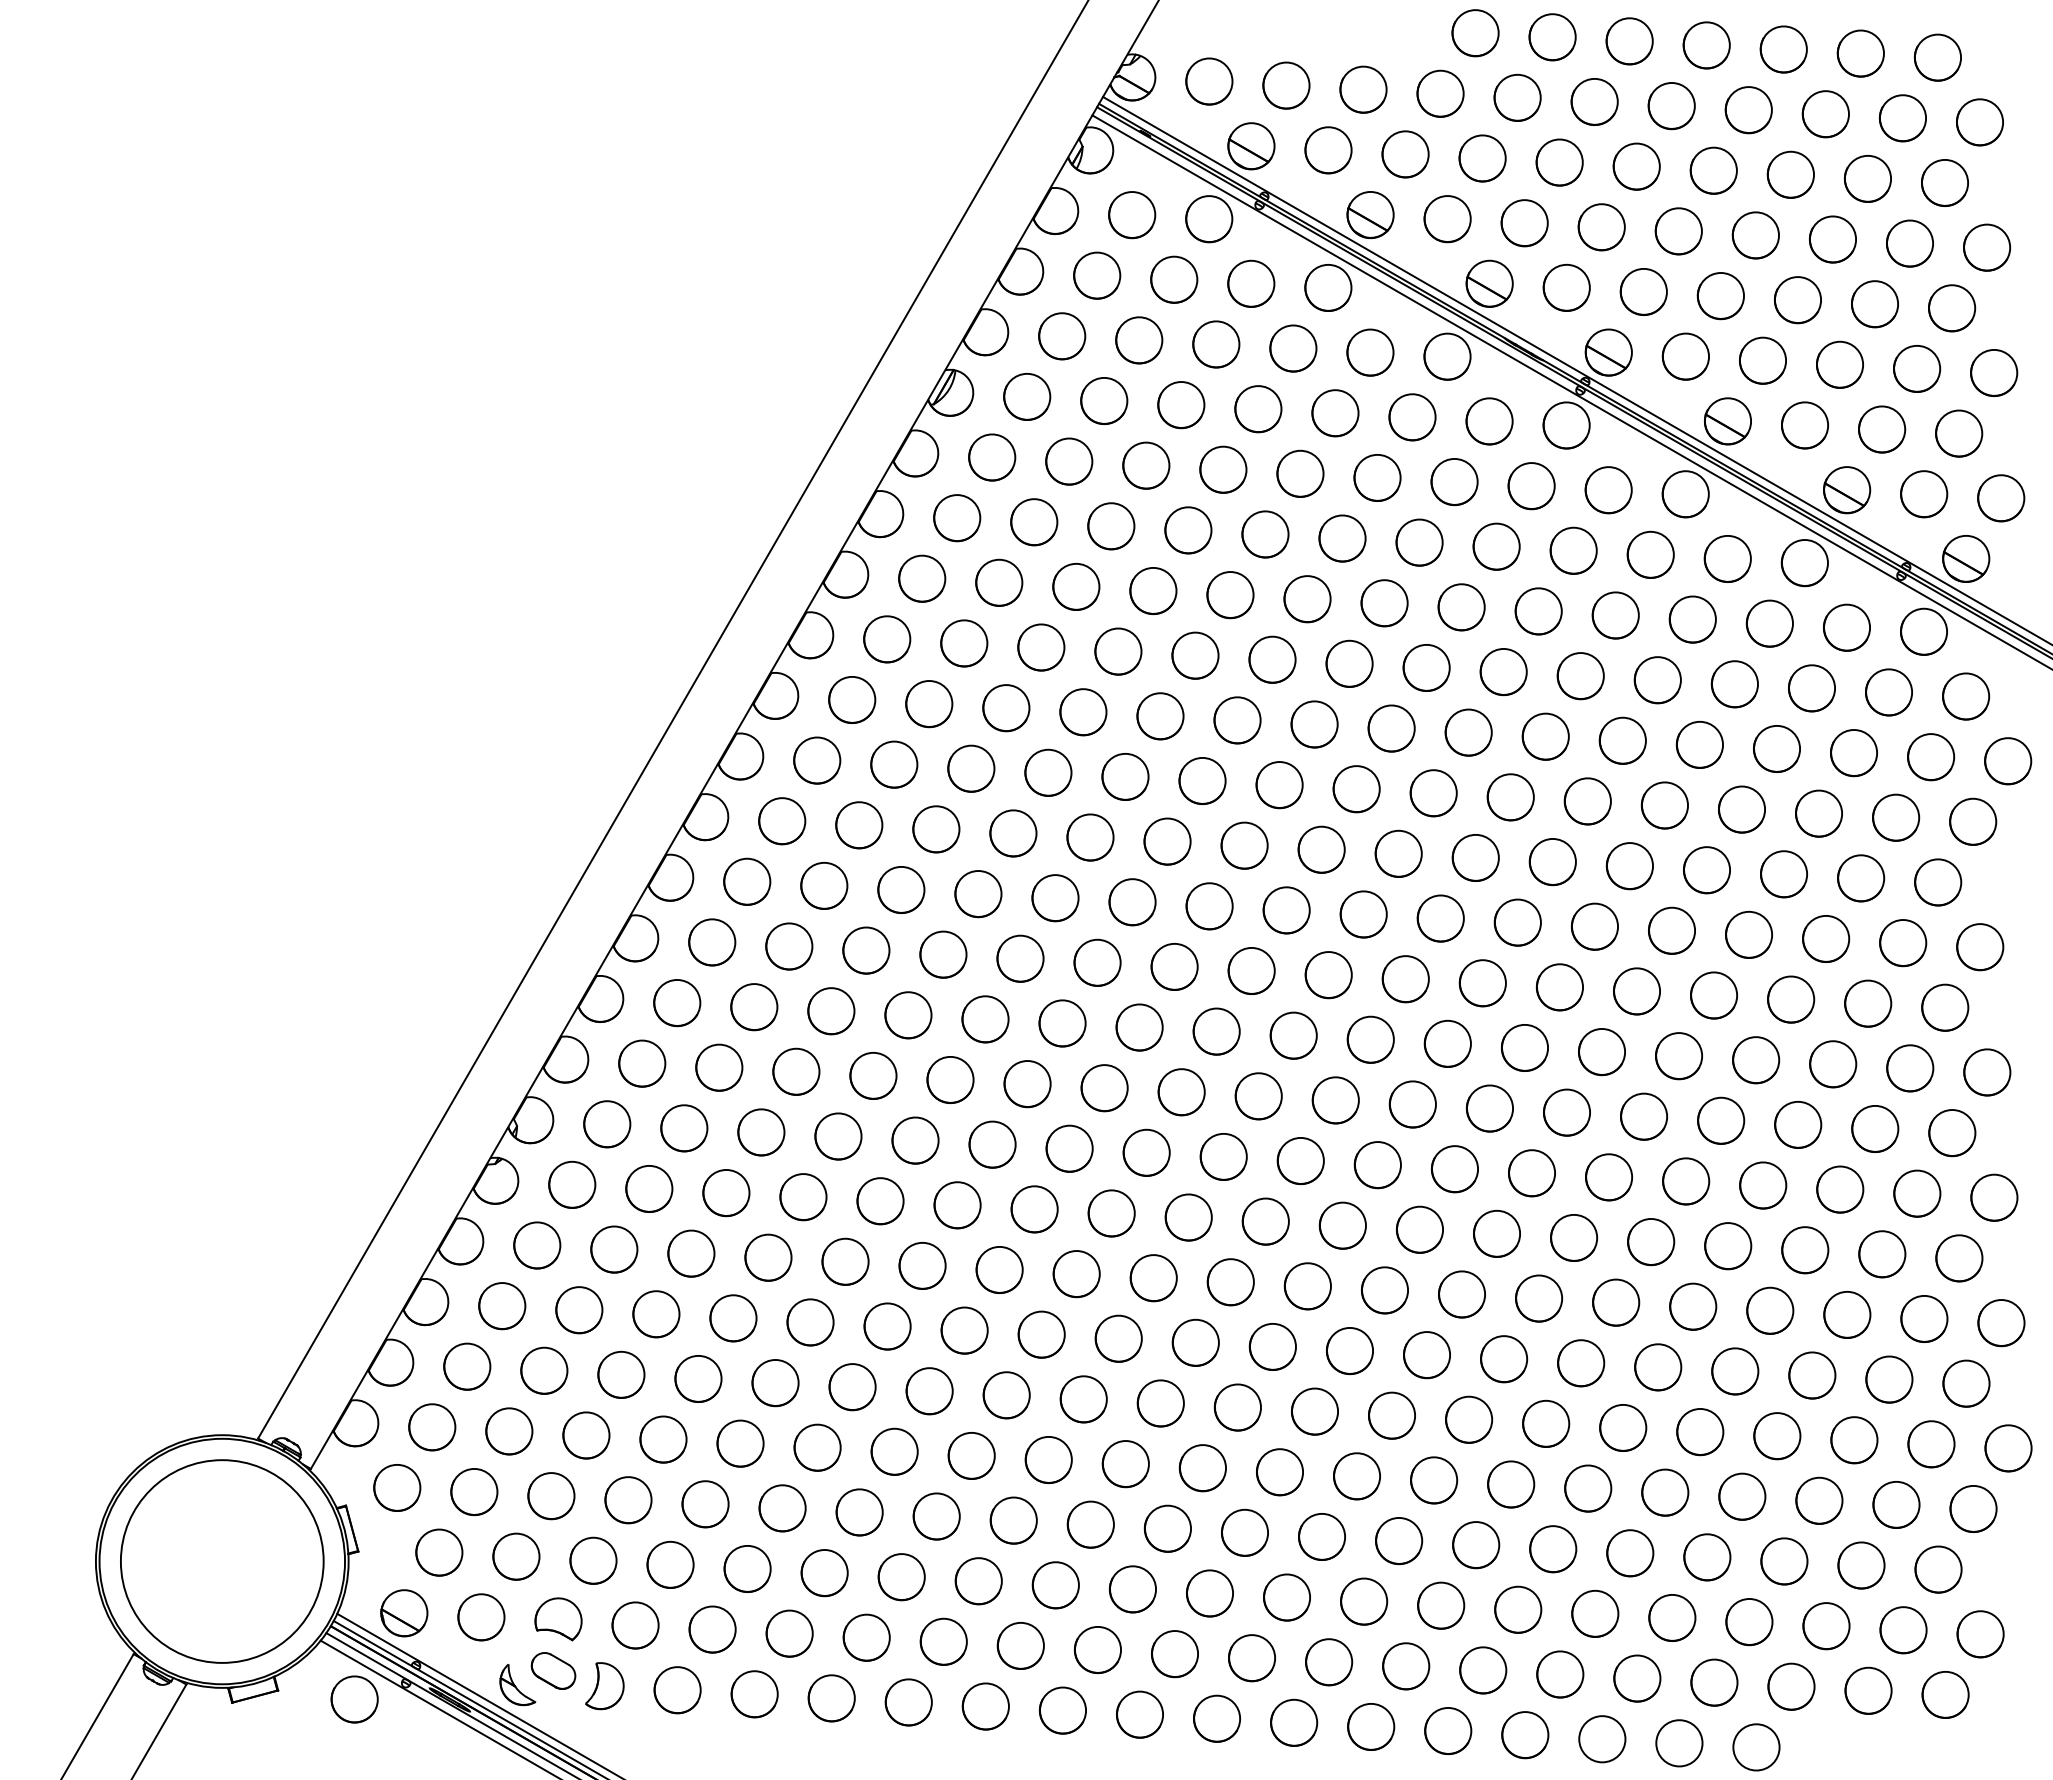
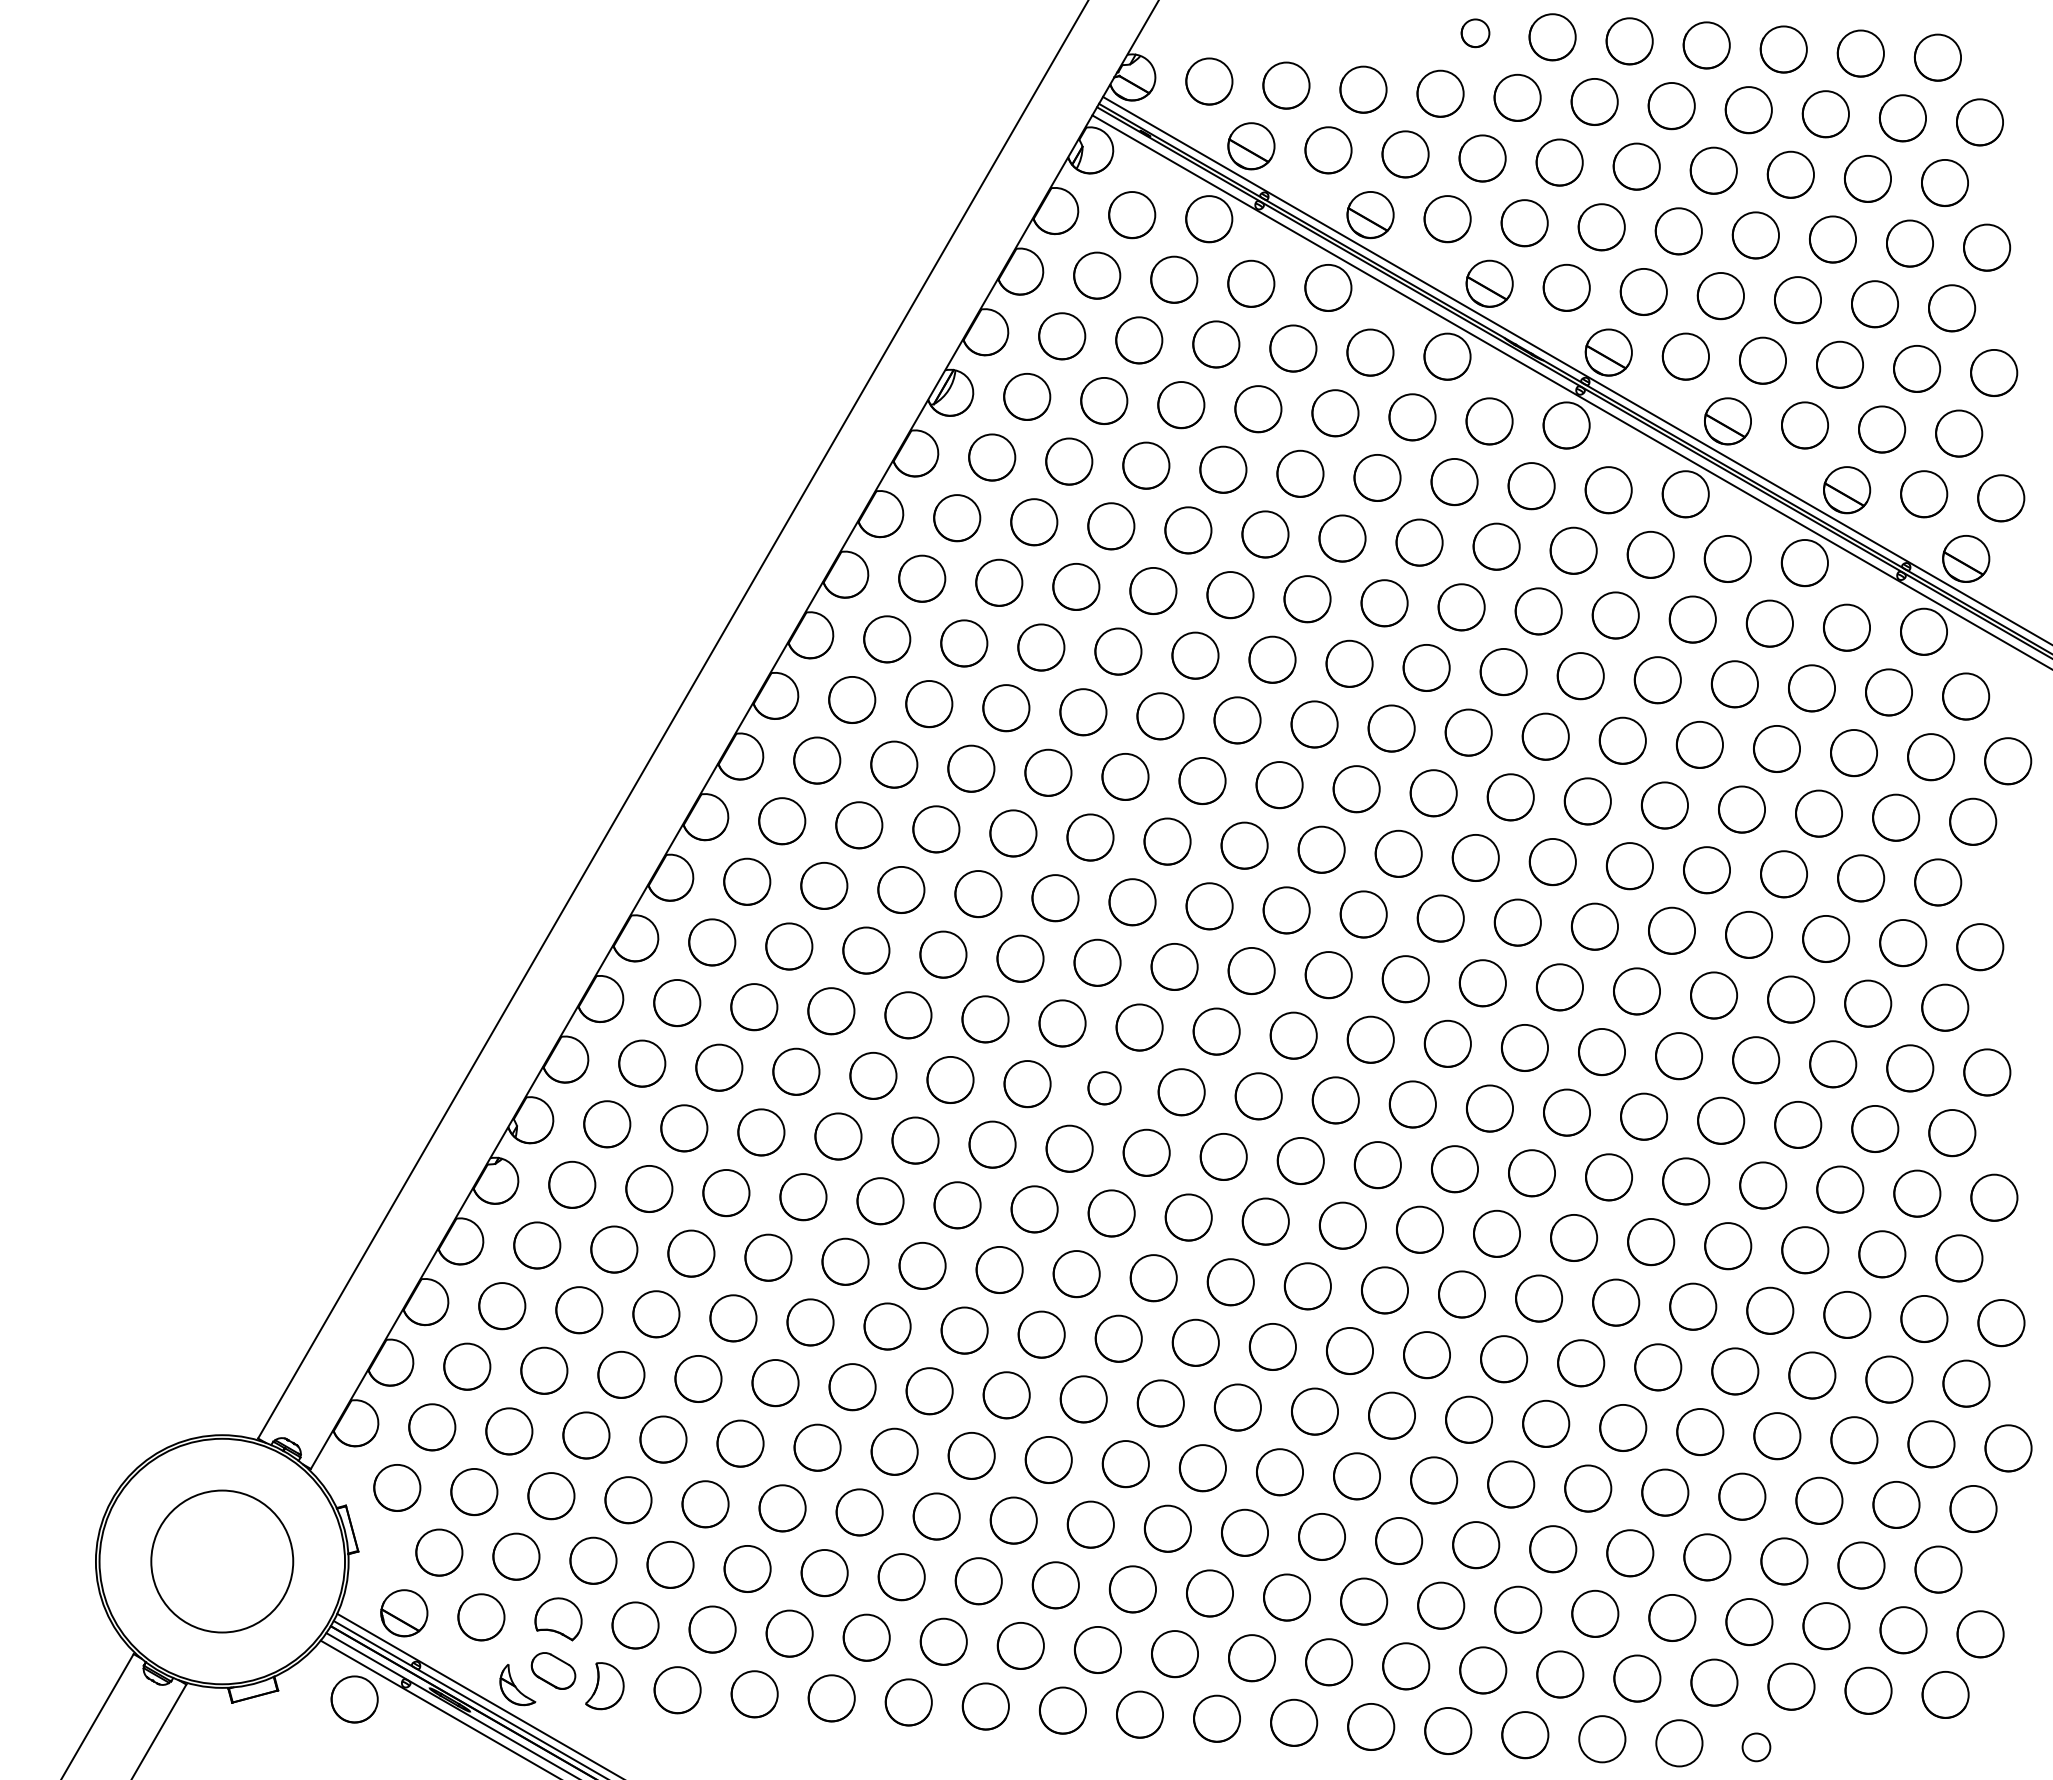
circle size: 49x49 px -> 31x31 px (1475, 33)
circle size: 49x49 px -> 35x35 px (1104, 1088)
circle diameter: 203 px -> 142 px (222, 1561)
circle diameter: 46 px -> 28 px (1756, 1747)
